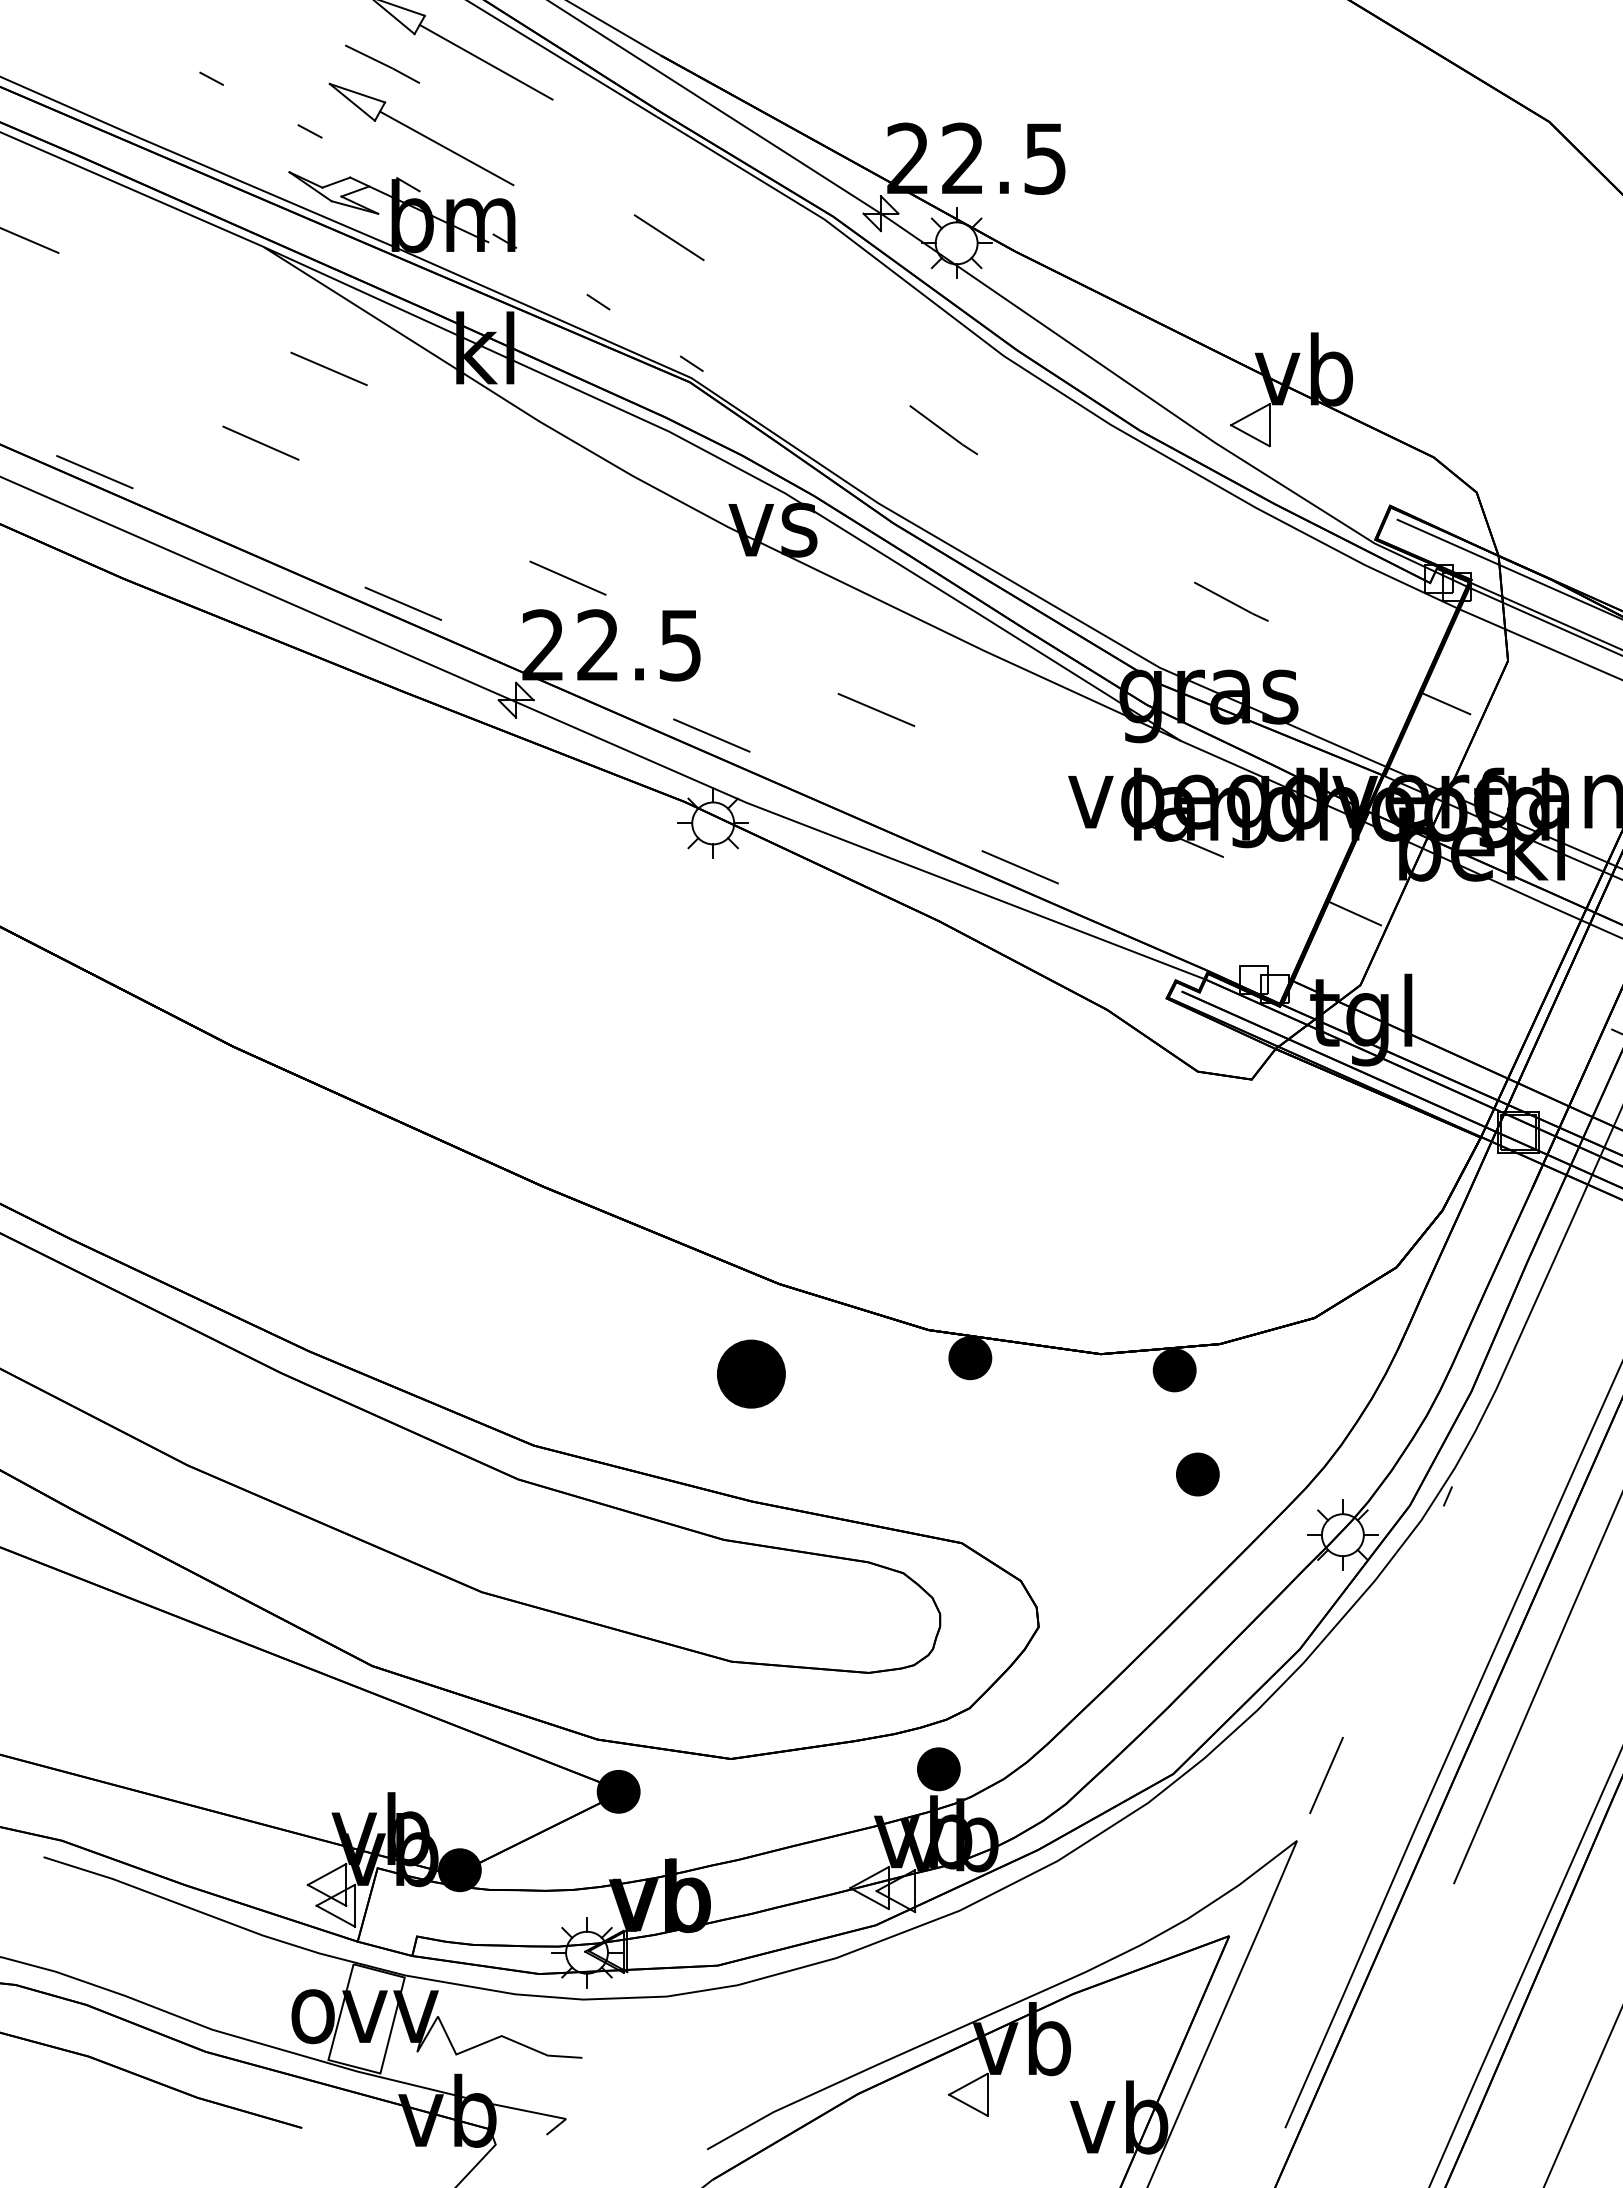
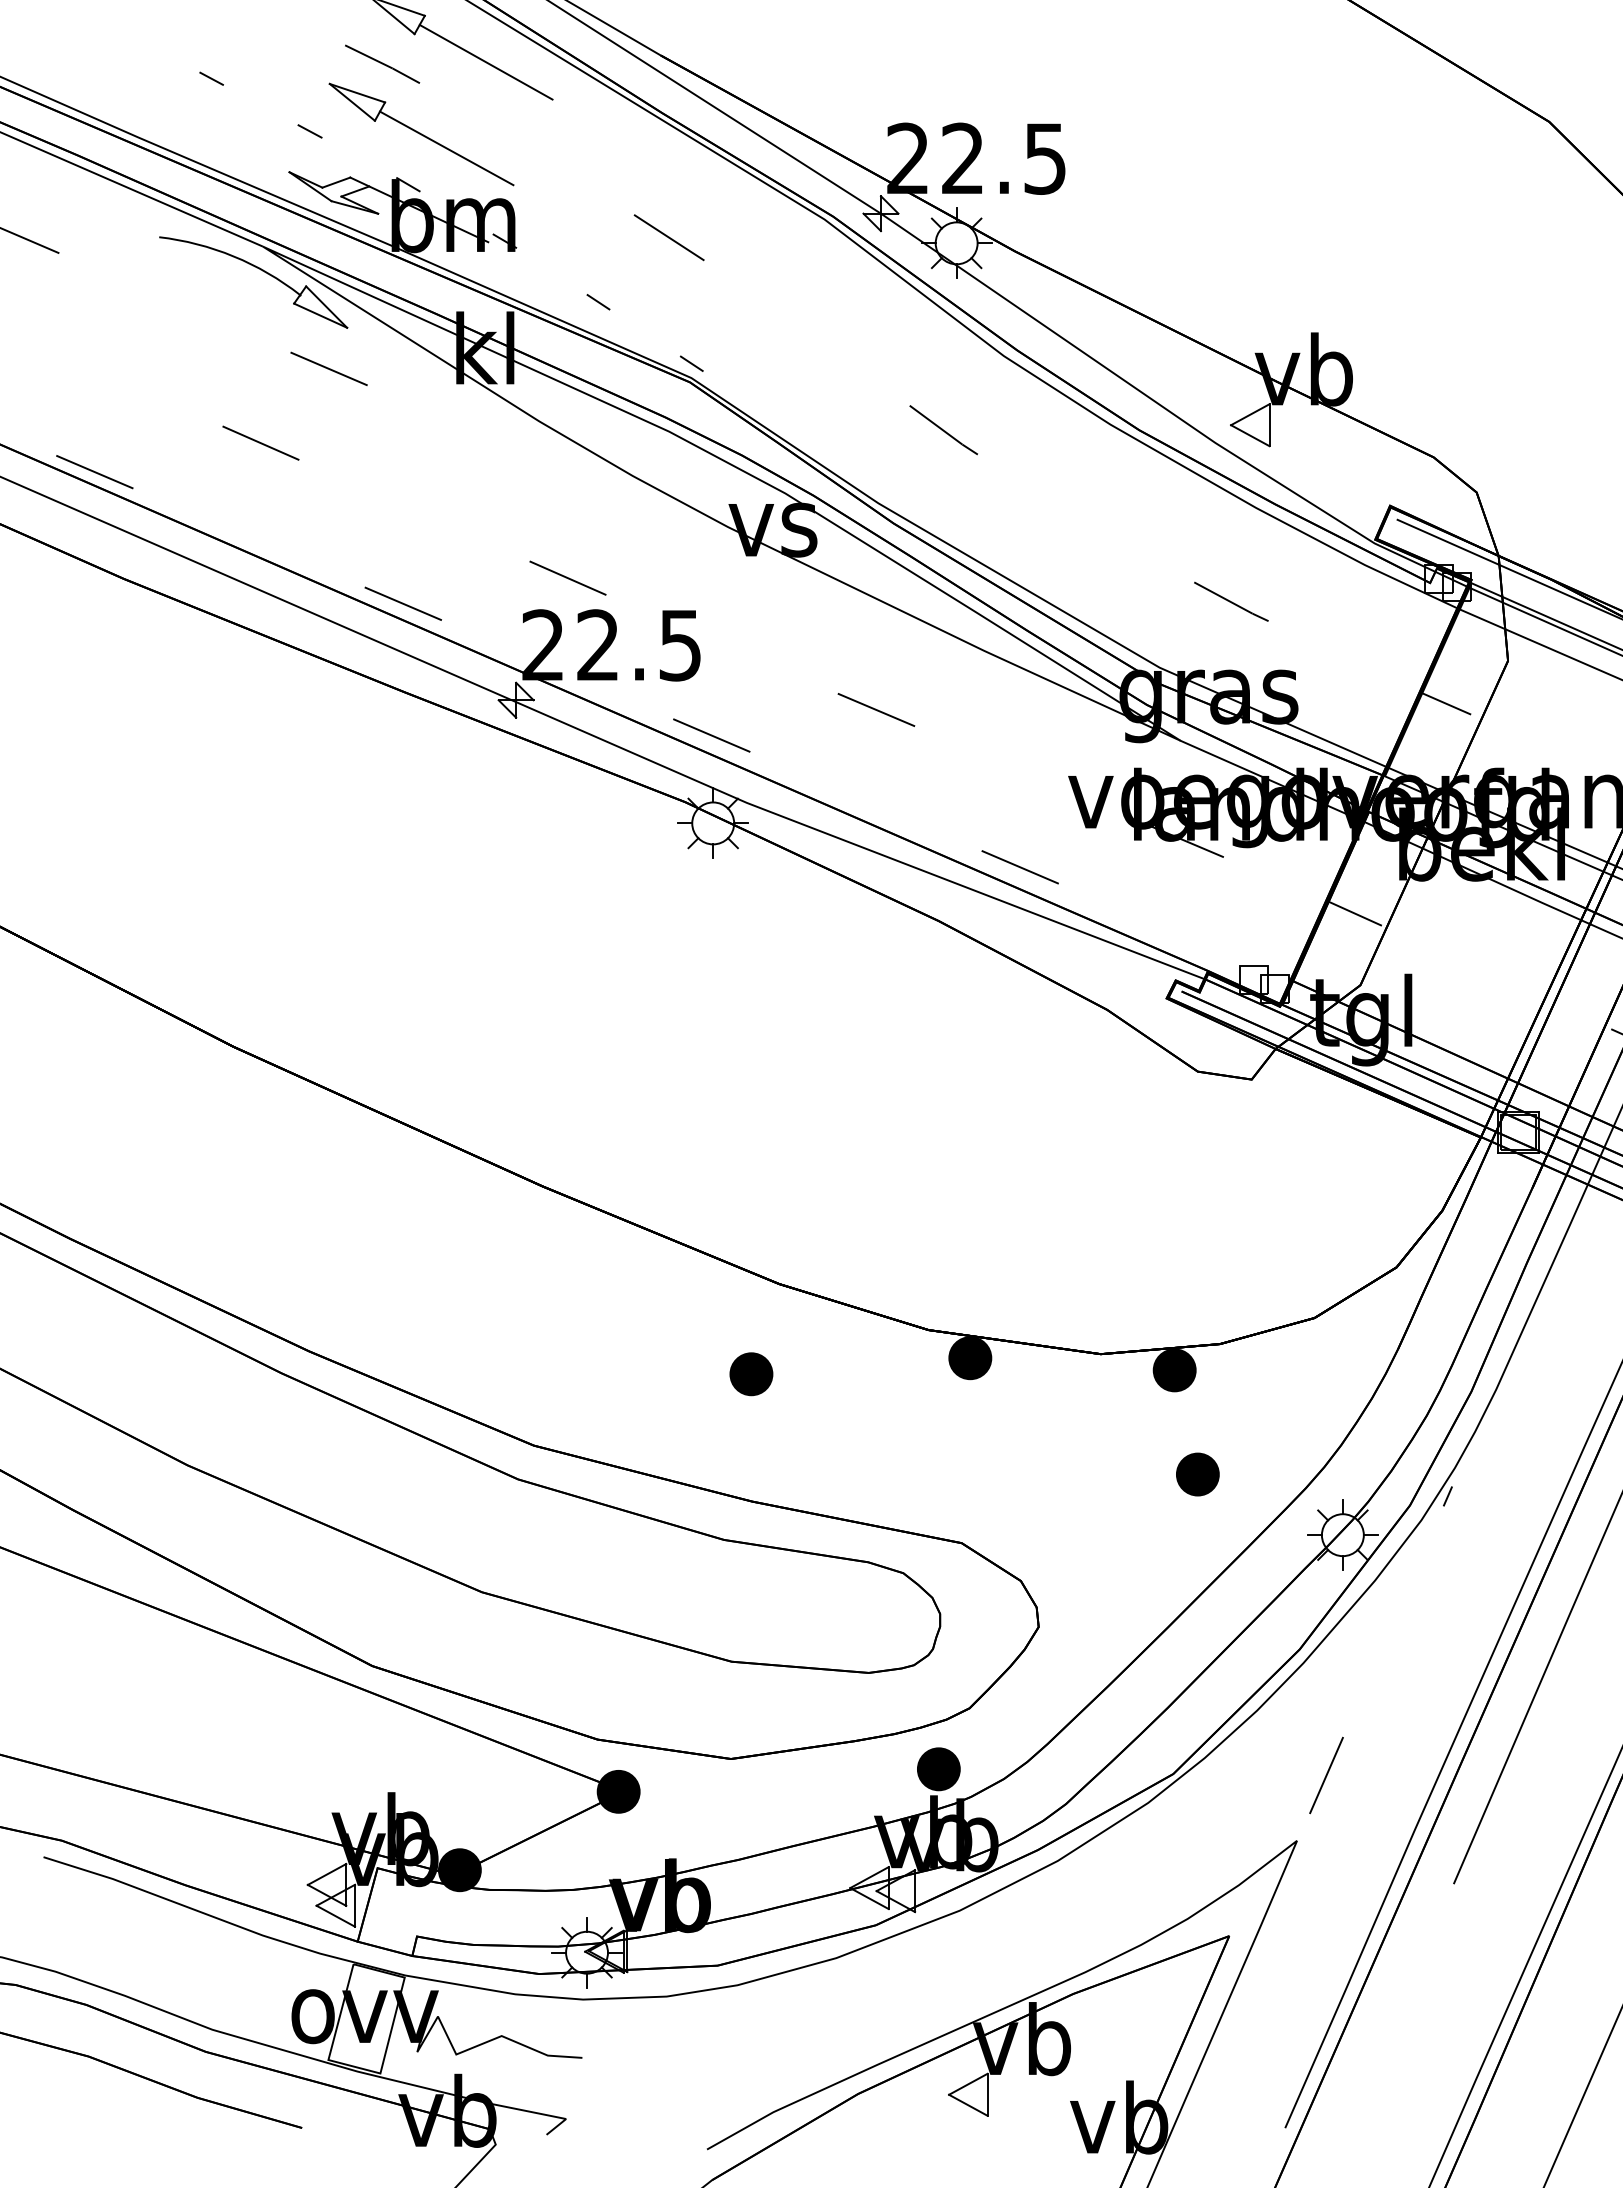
part: none -> present (260, 270)
part size: 69x70 px -> 45x45 px (751, 1374)
